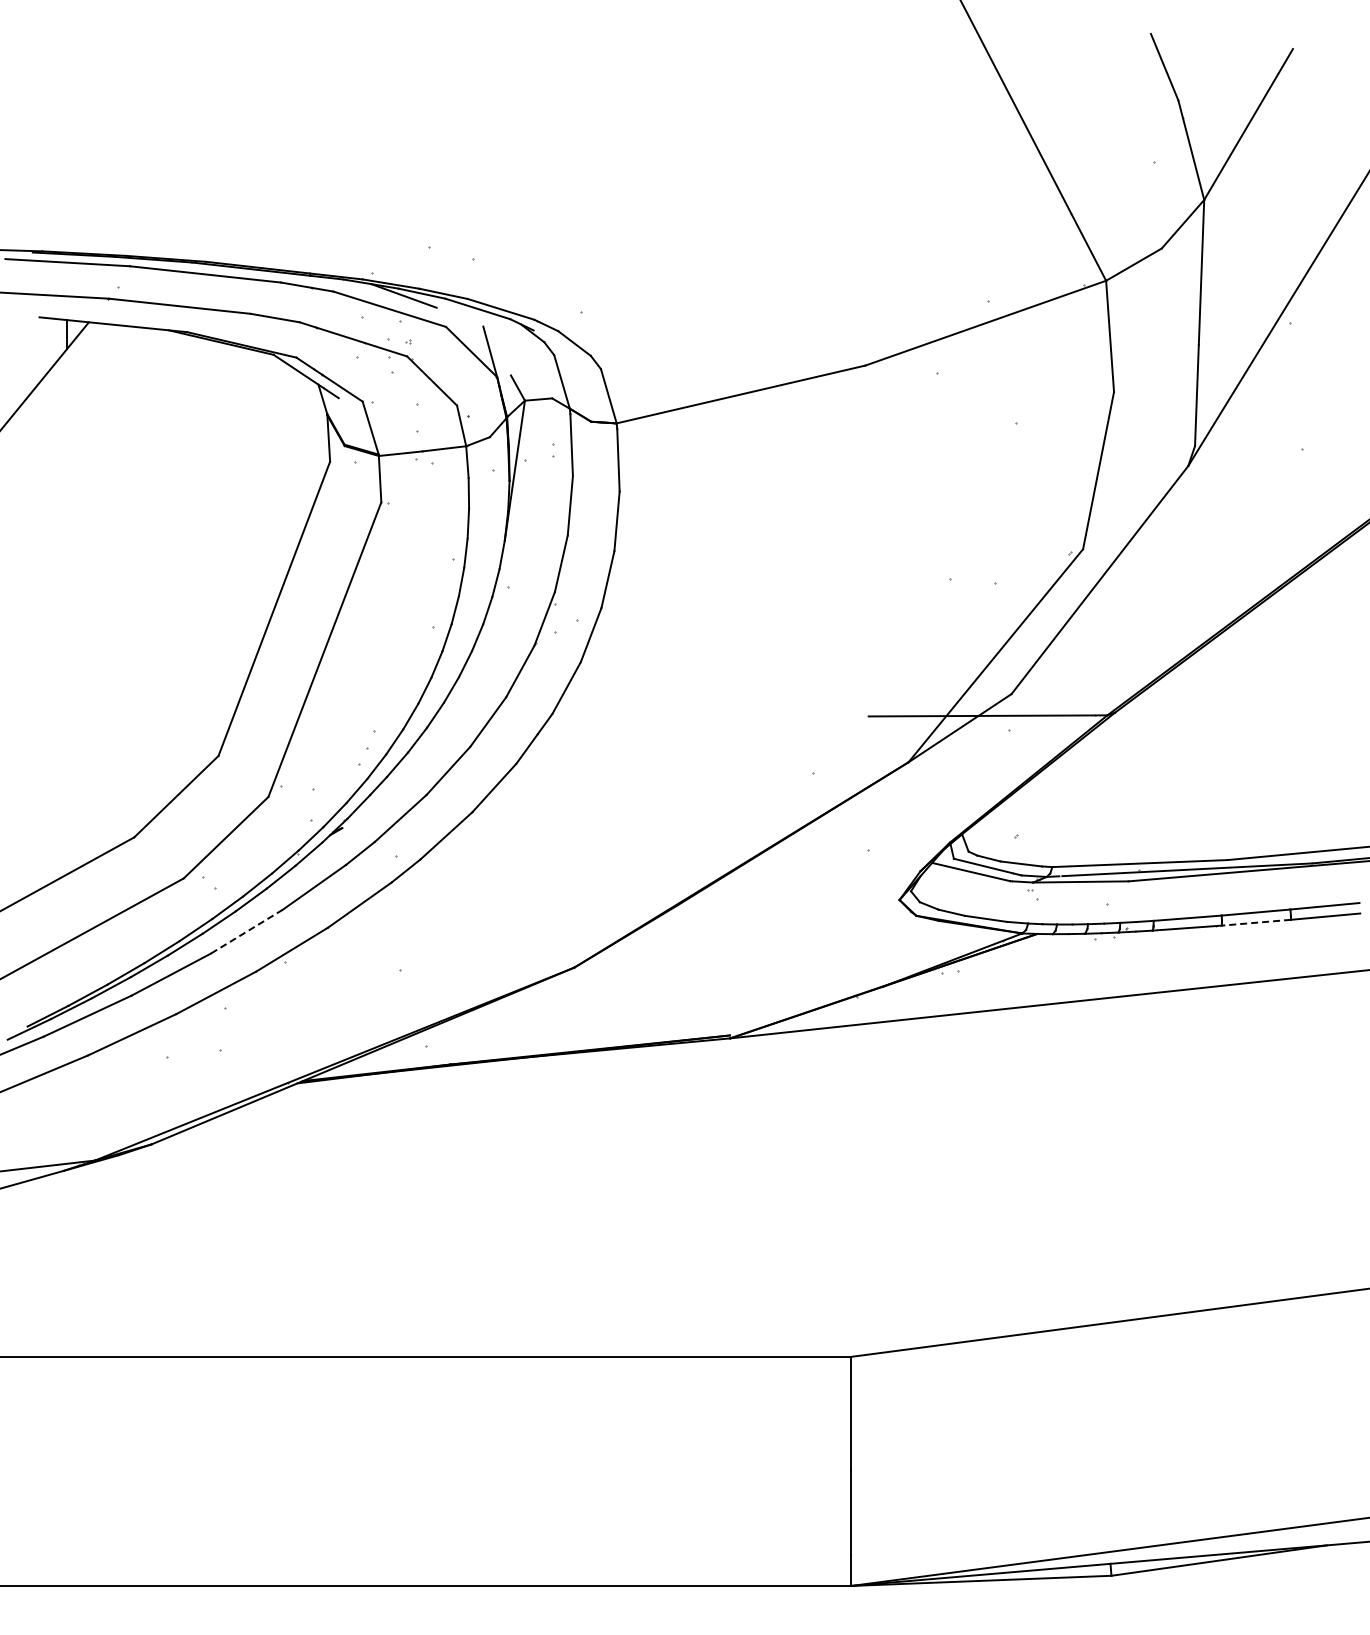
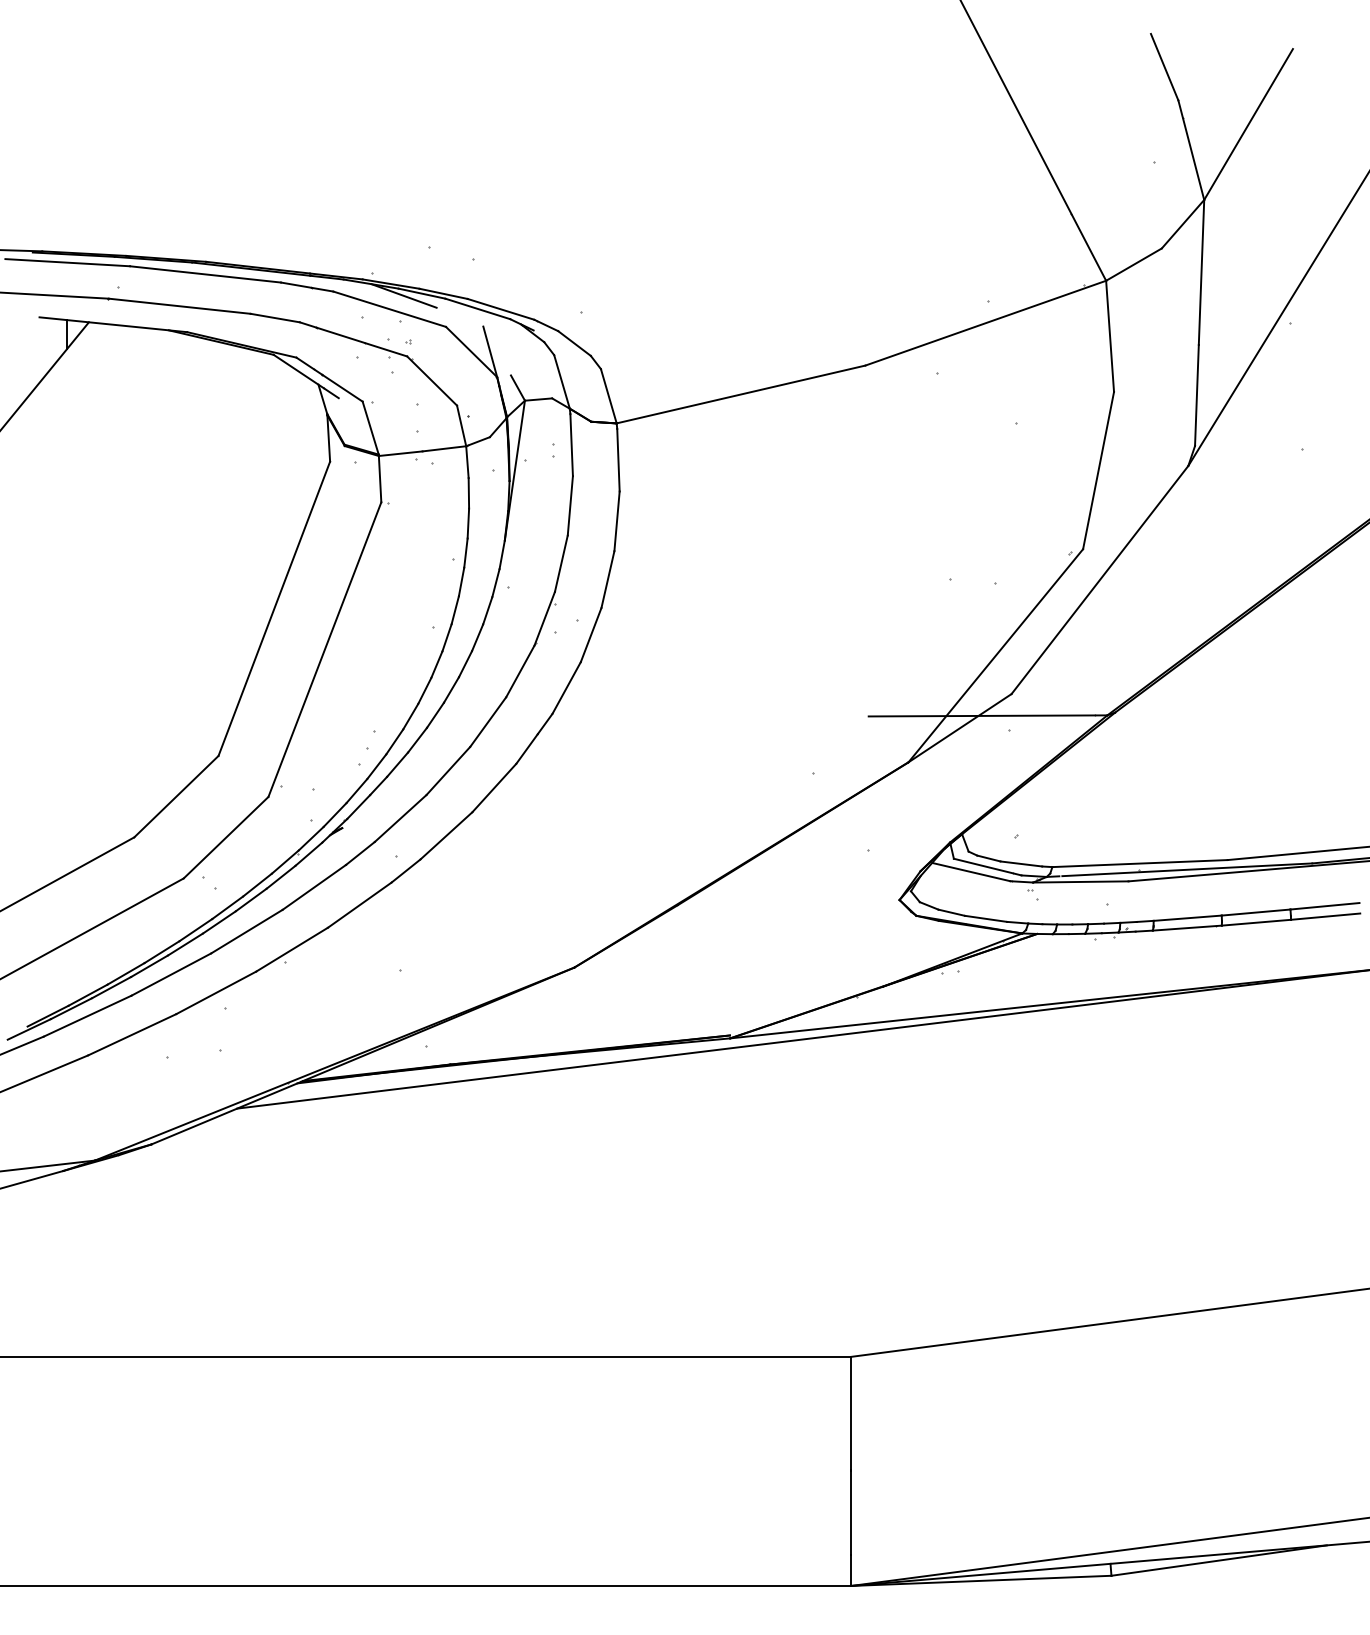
line: dashed -> solid (1256, 922)
line: dashed -> solid (246, 931)
line: none -> present (801, 1039)
